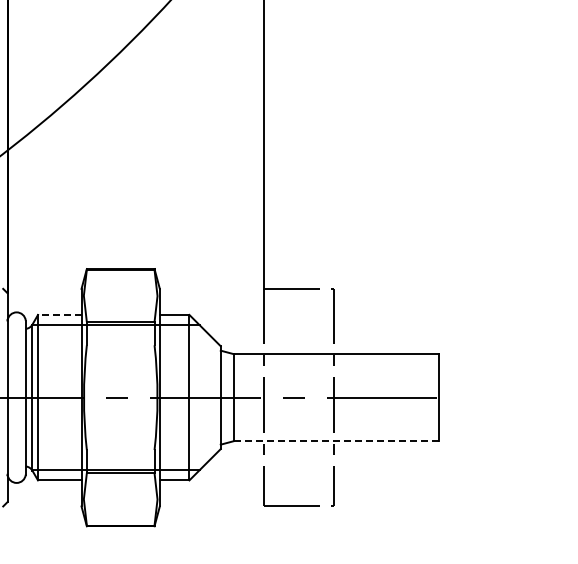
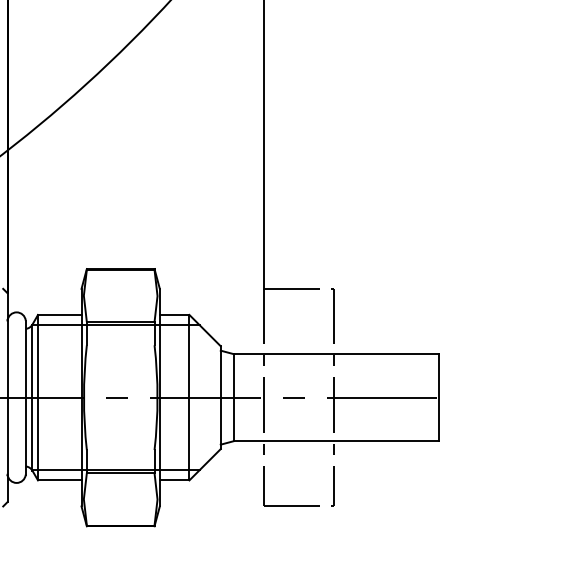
line: dashed -> solid (59, 314)
line: dashed -> solid (336, 441)
